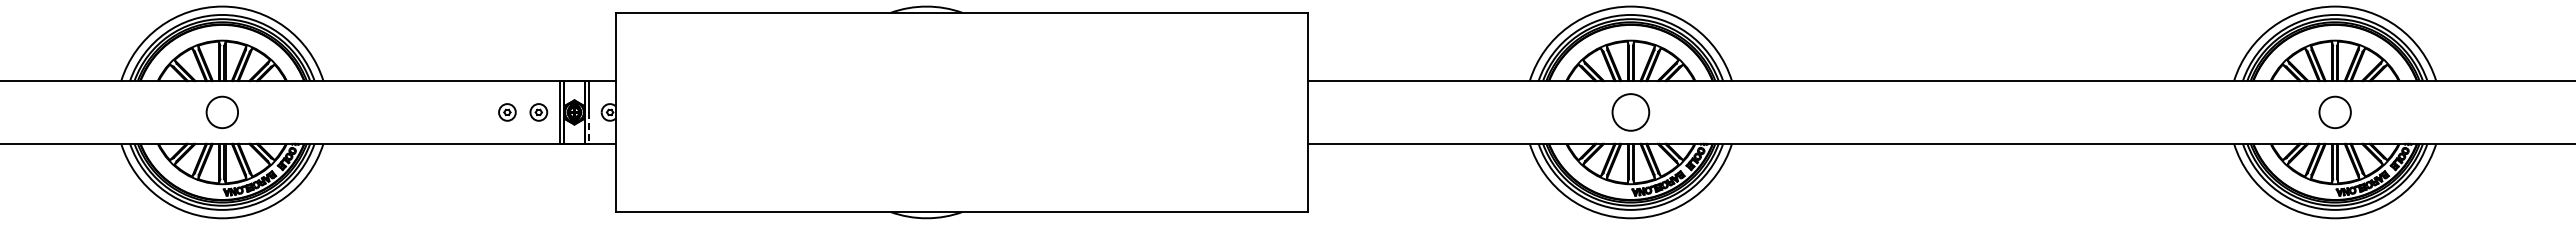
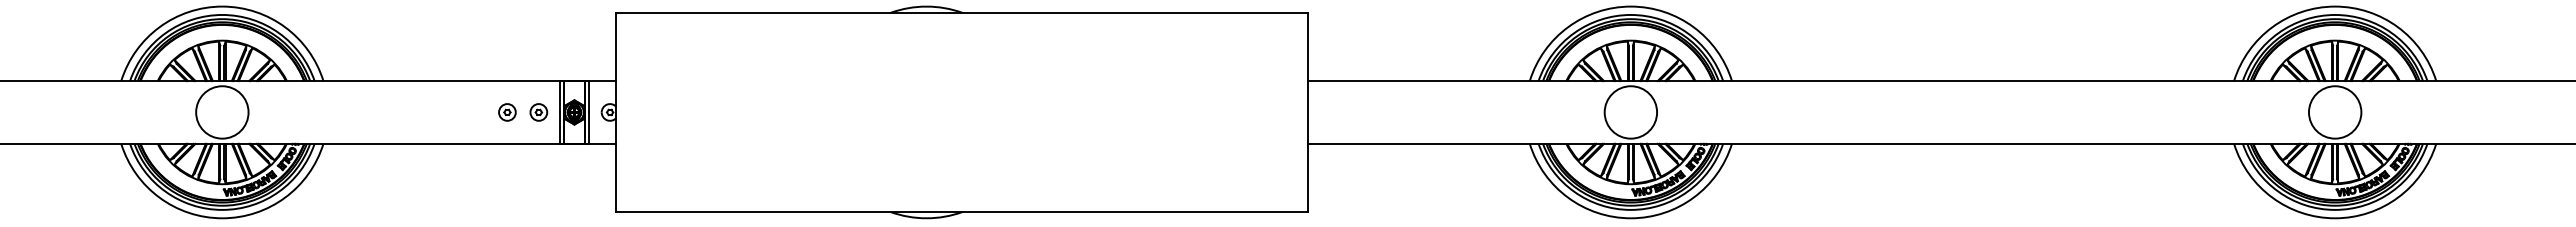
circle diameter: 31 px -> 52 px (222, 112)
circle diameter: 37 px -> 52 px (1630, 112)
circle diameter: 31 px -> 52 px (2334, 112)
line: dashed -> solid (589, 128)
